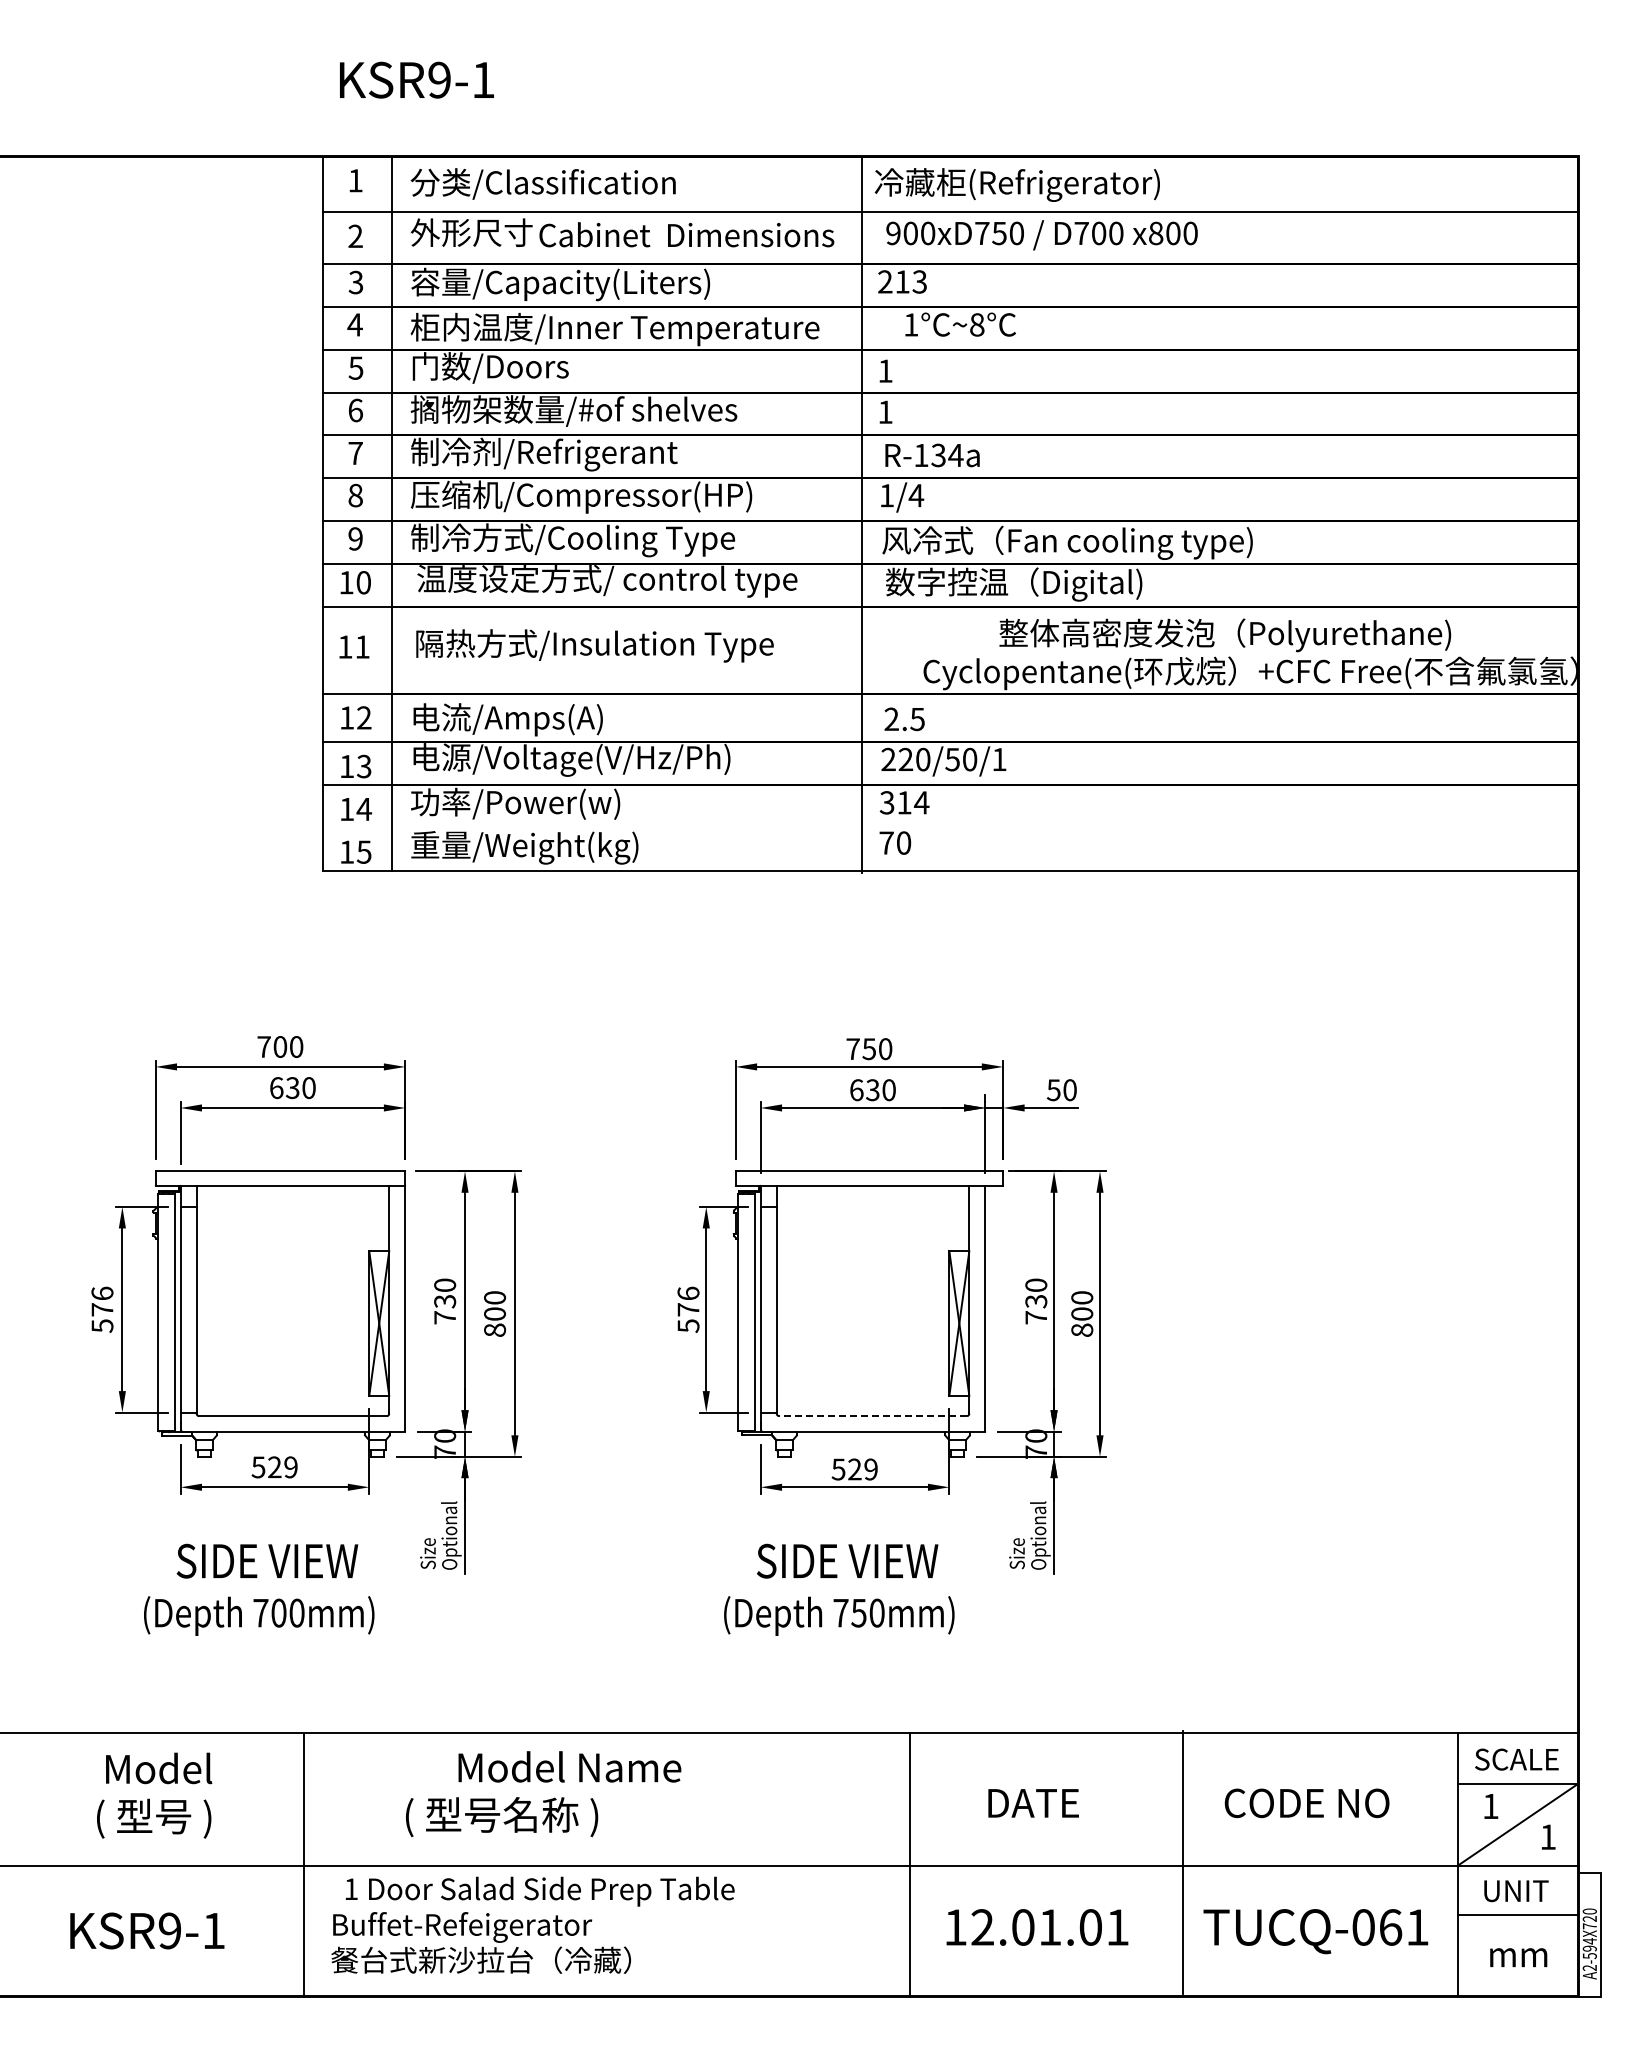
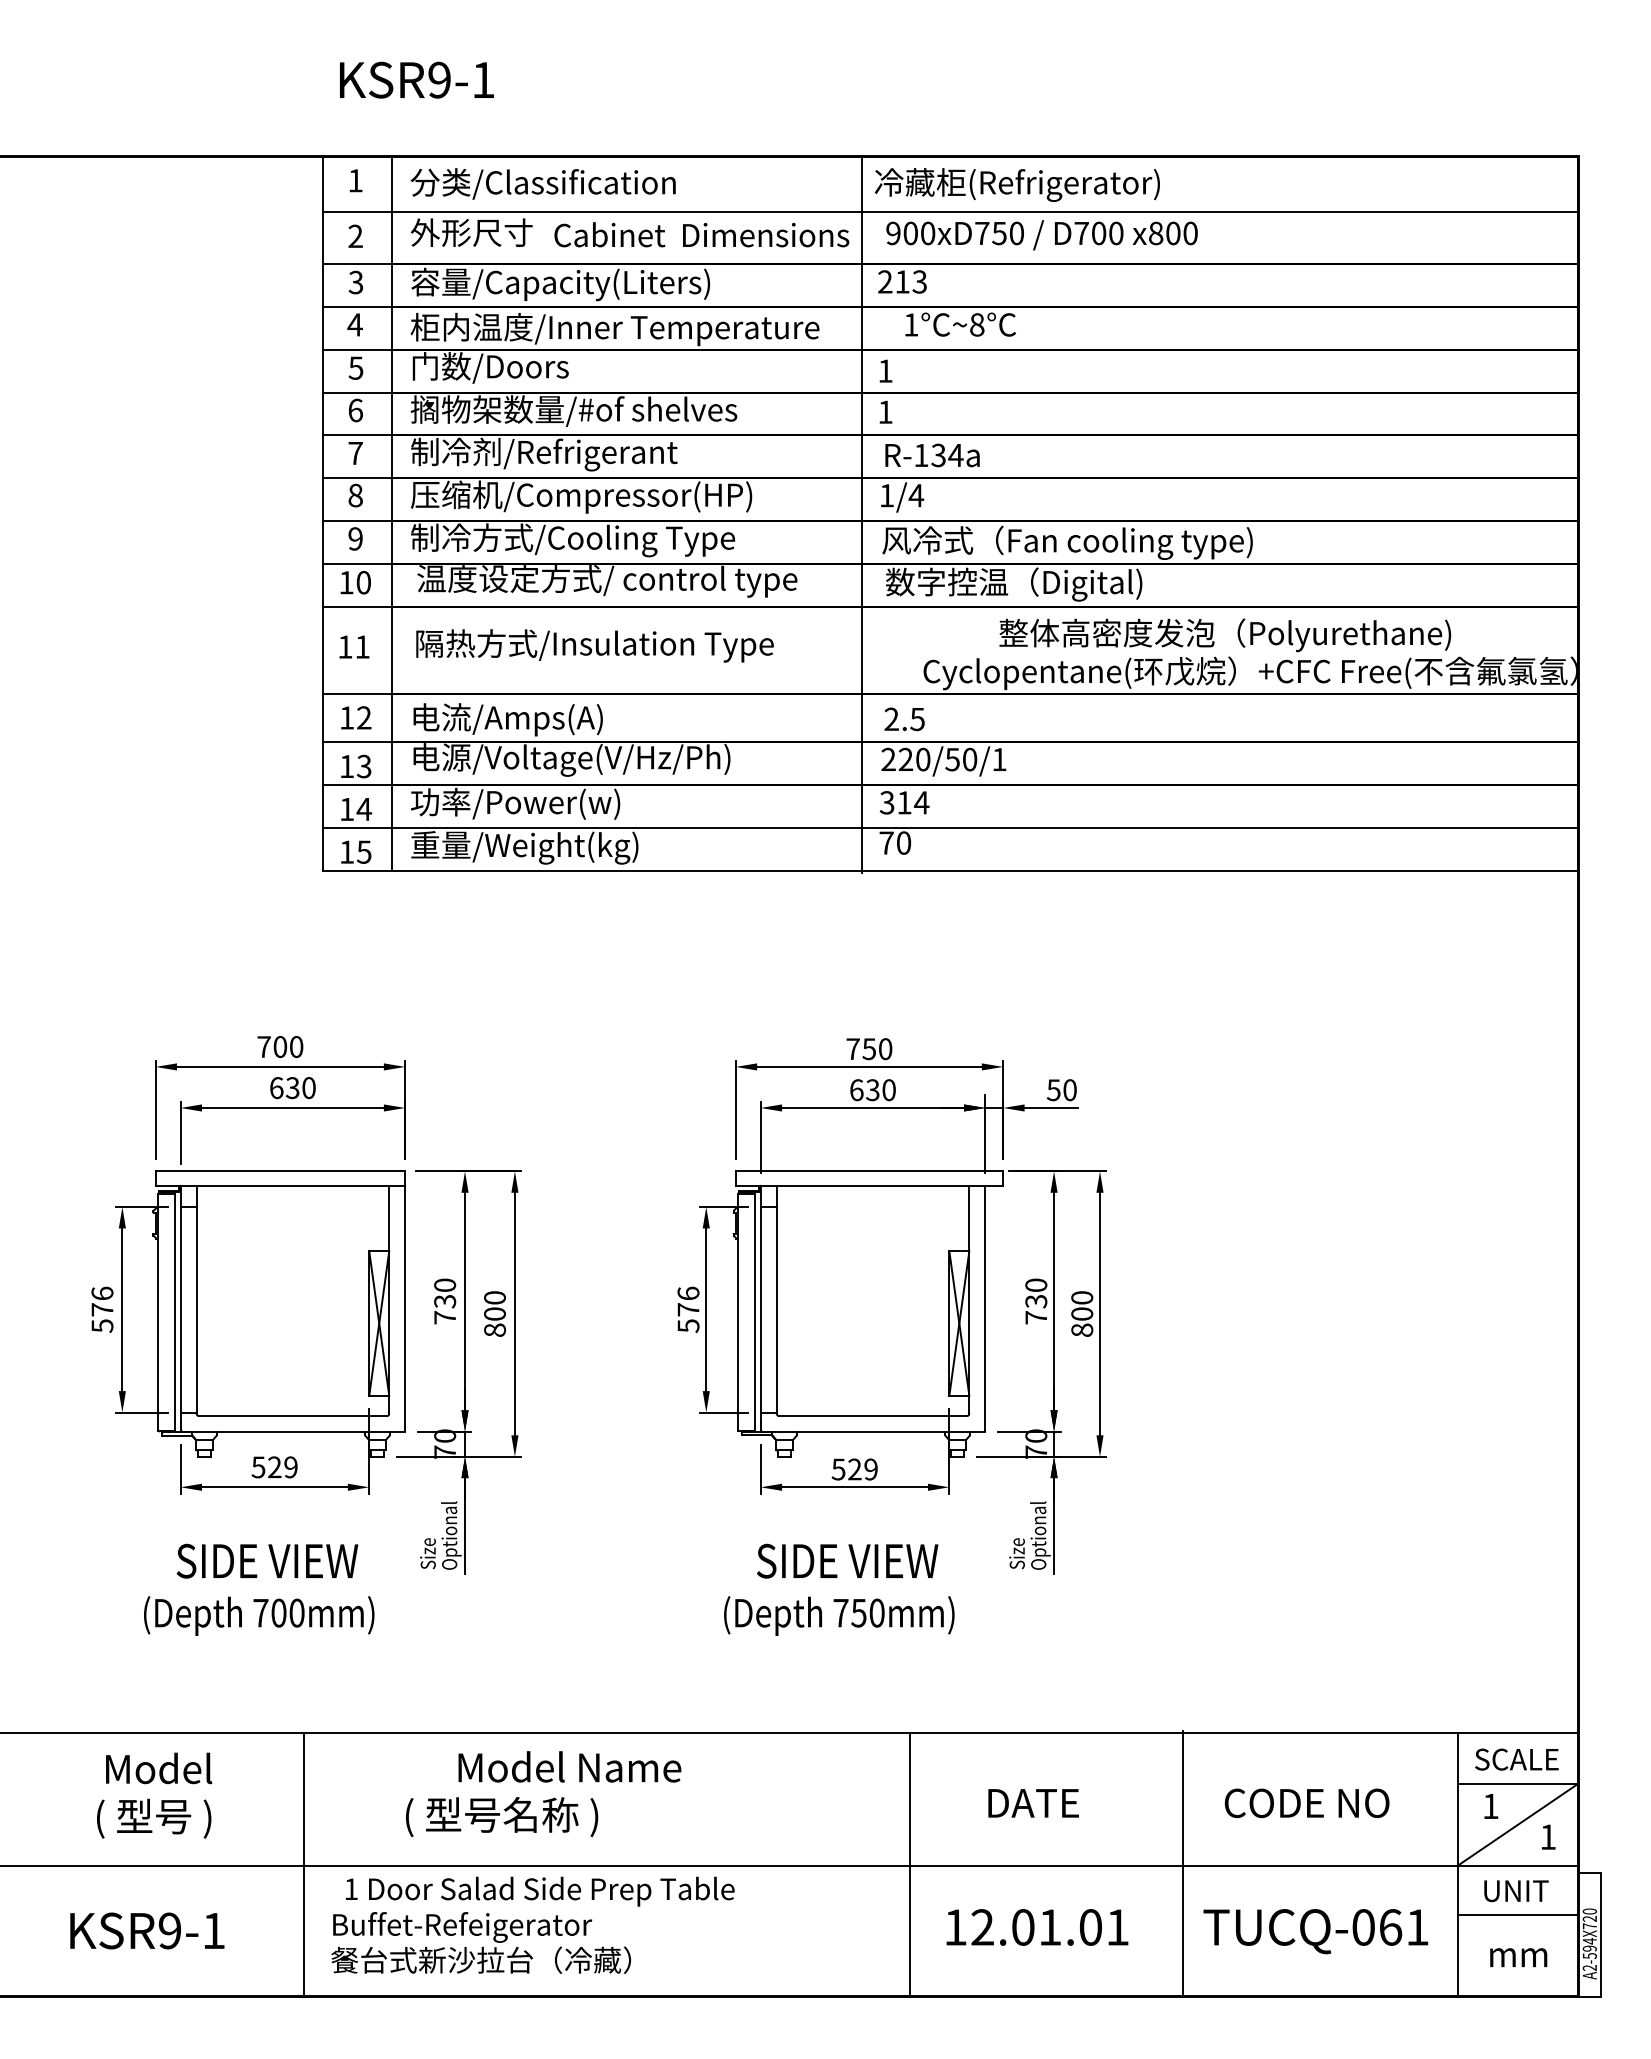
text position: (686, 234) -> (701, 234) (701, 234)
line: none -> present (950, 828)
line: dashed -> solid (873, 1416)
